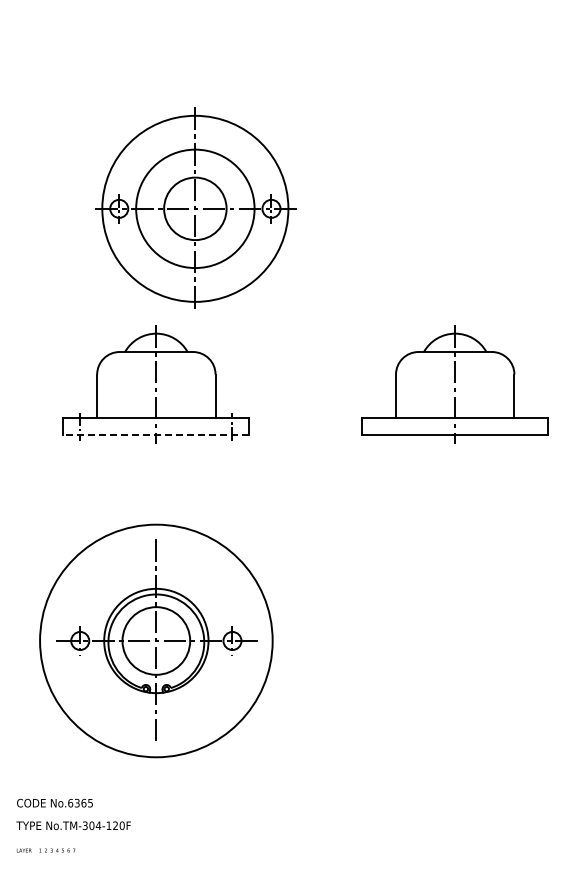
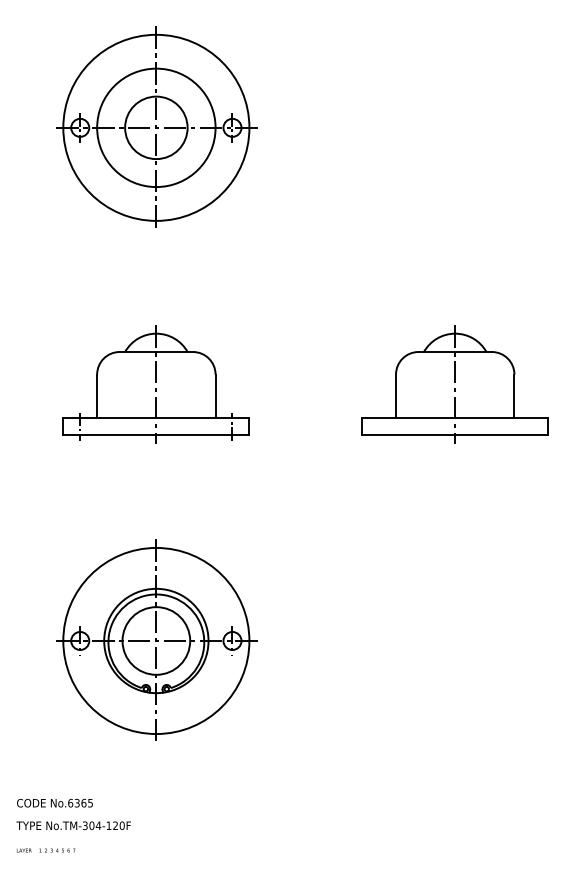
part position: (195, 207) -> (156, 126) (156, 126)
line: dashed -> solid (155, 435)
circle diameter: 233 px -> 186 px (156, 640)
